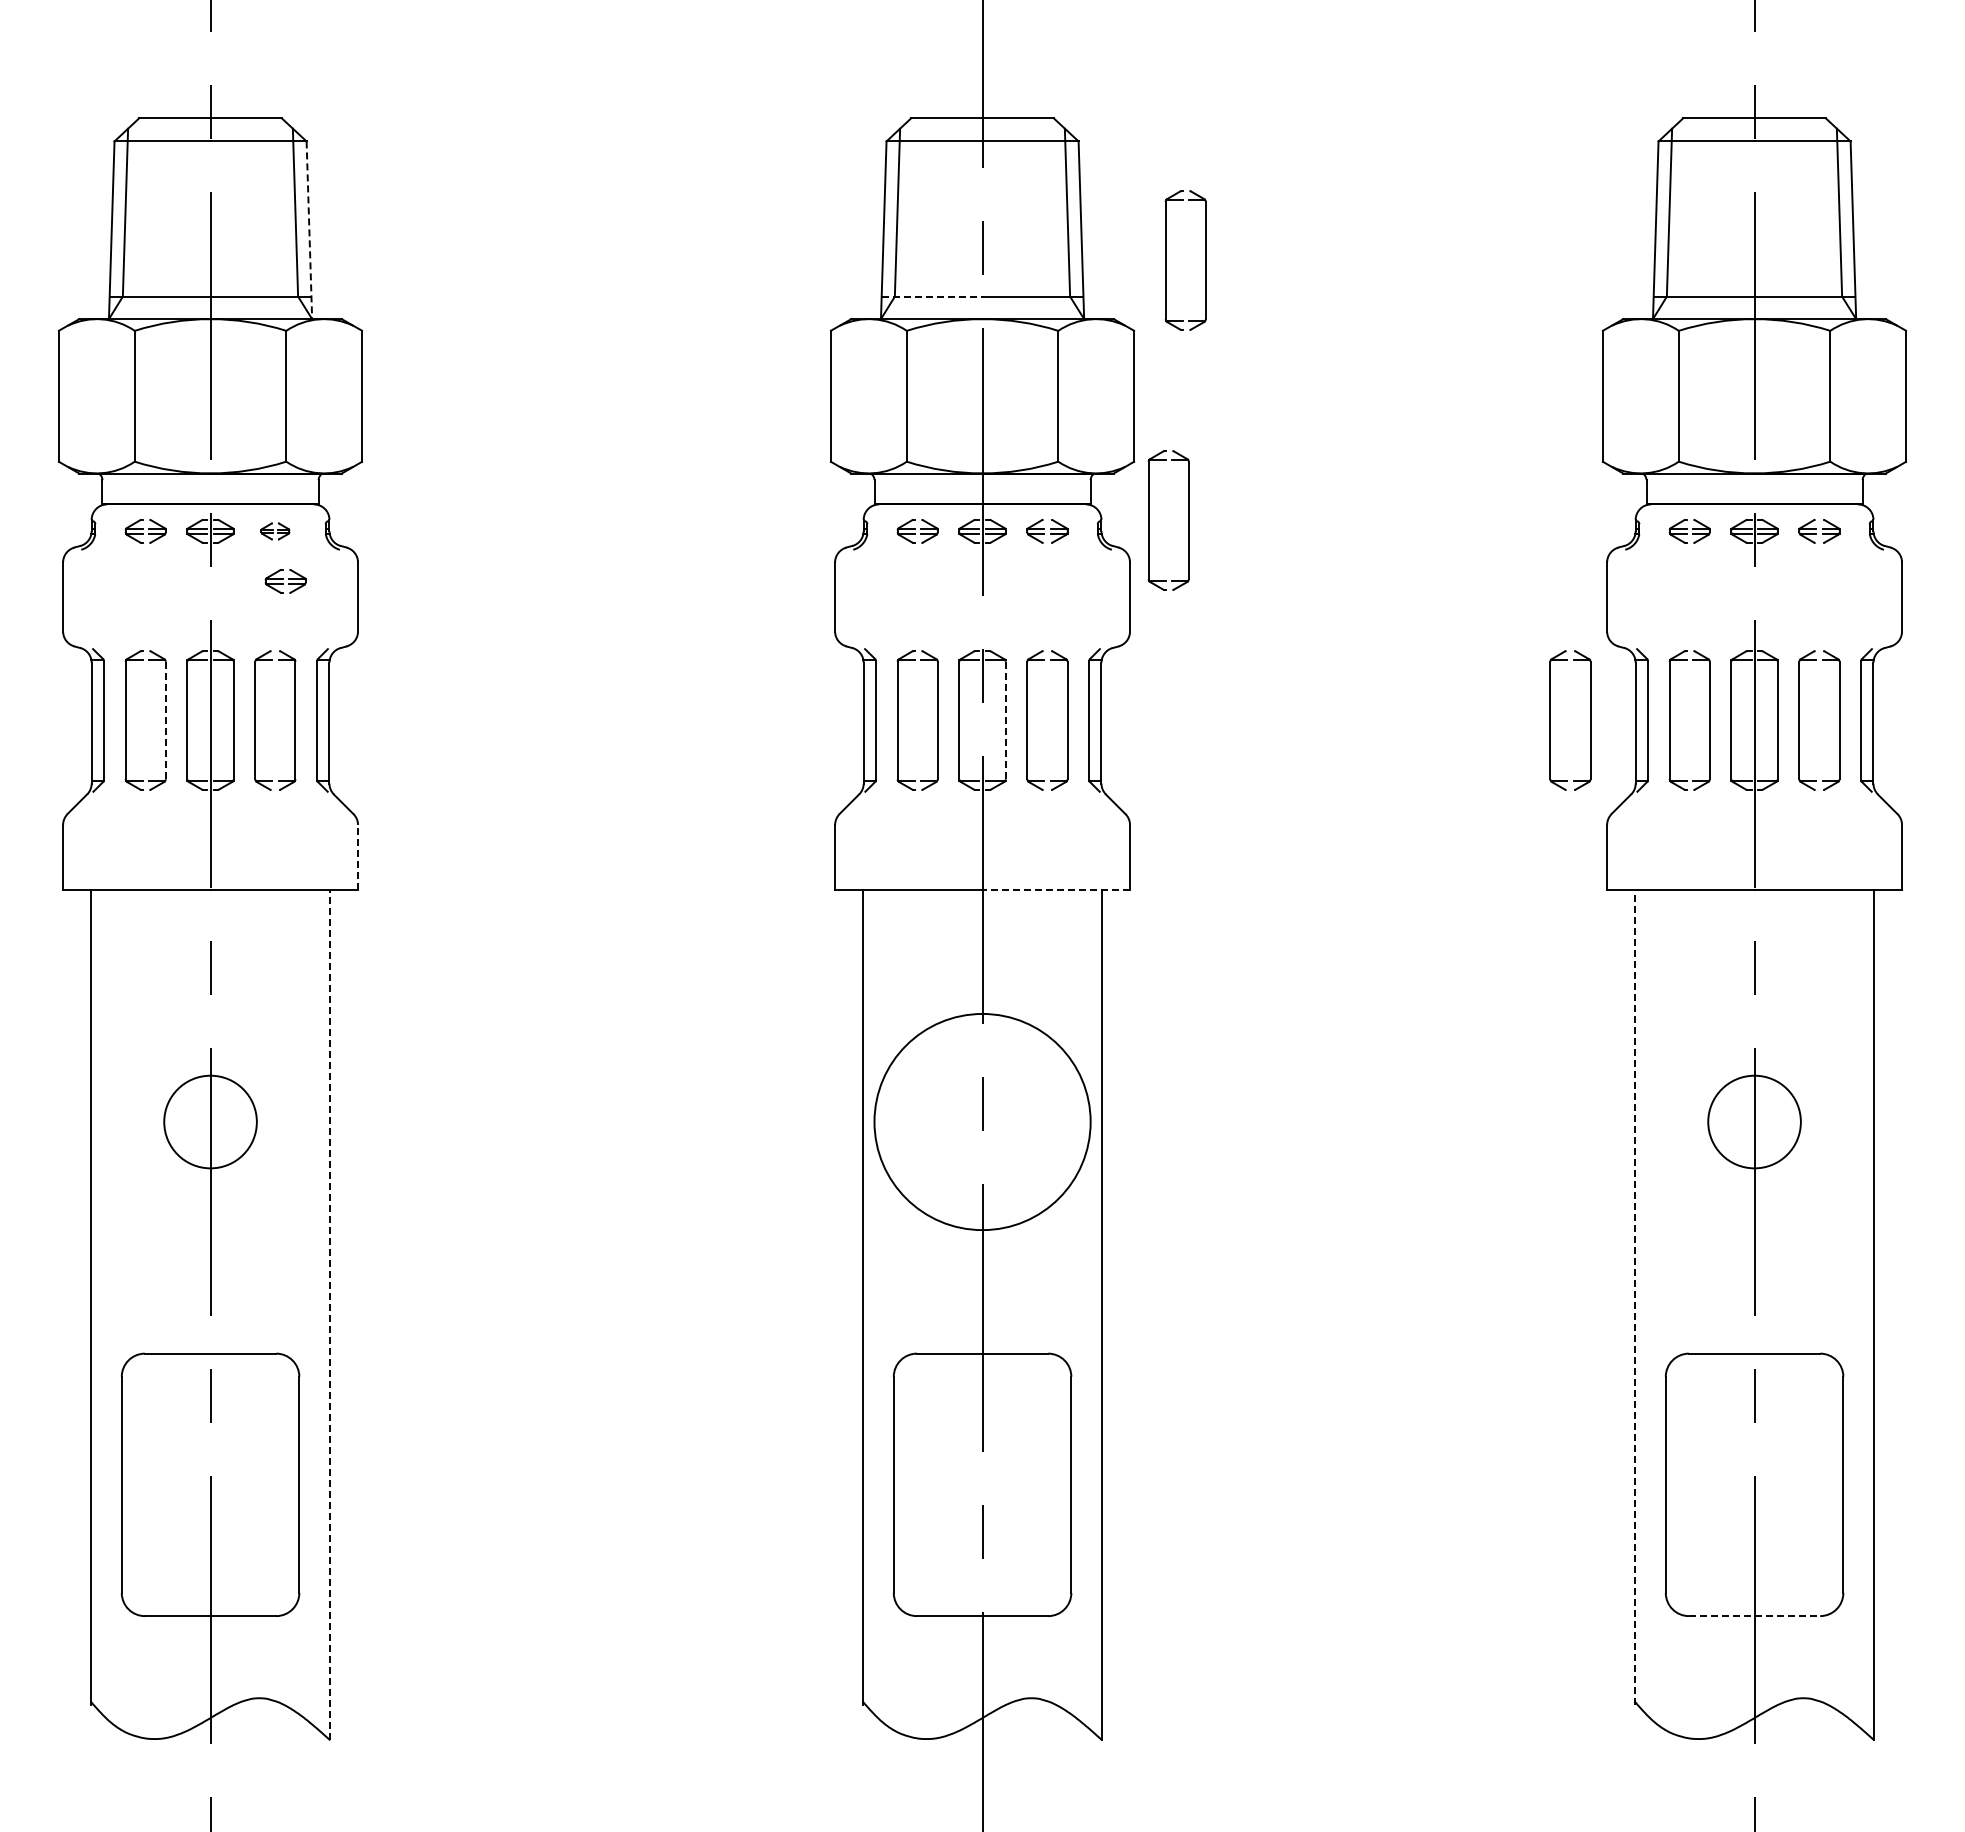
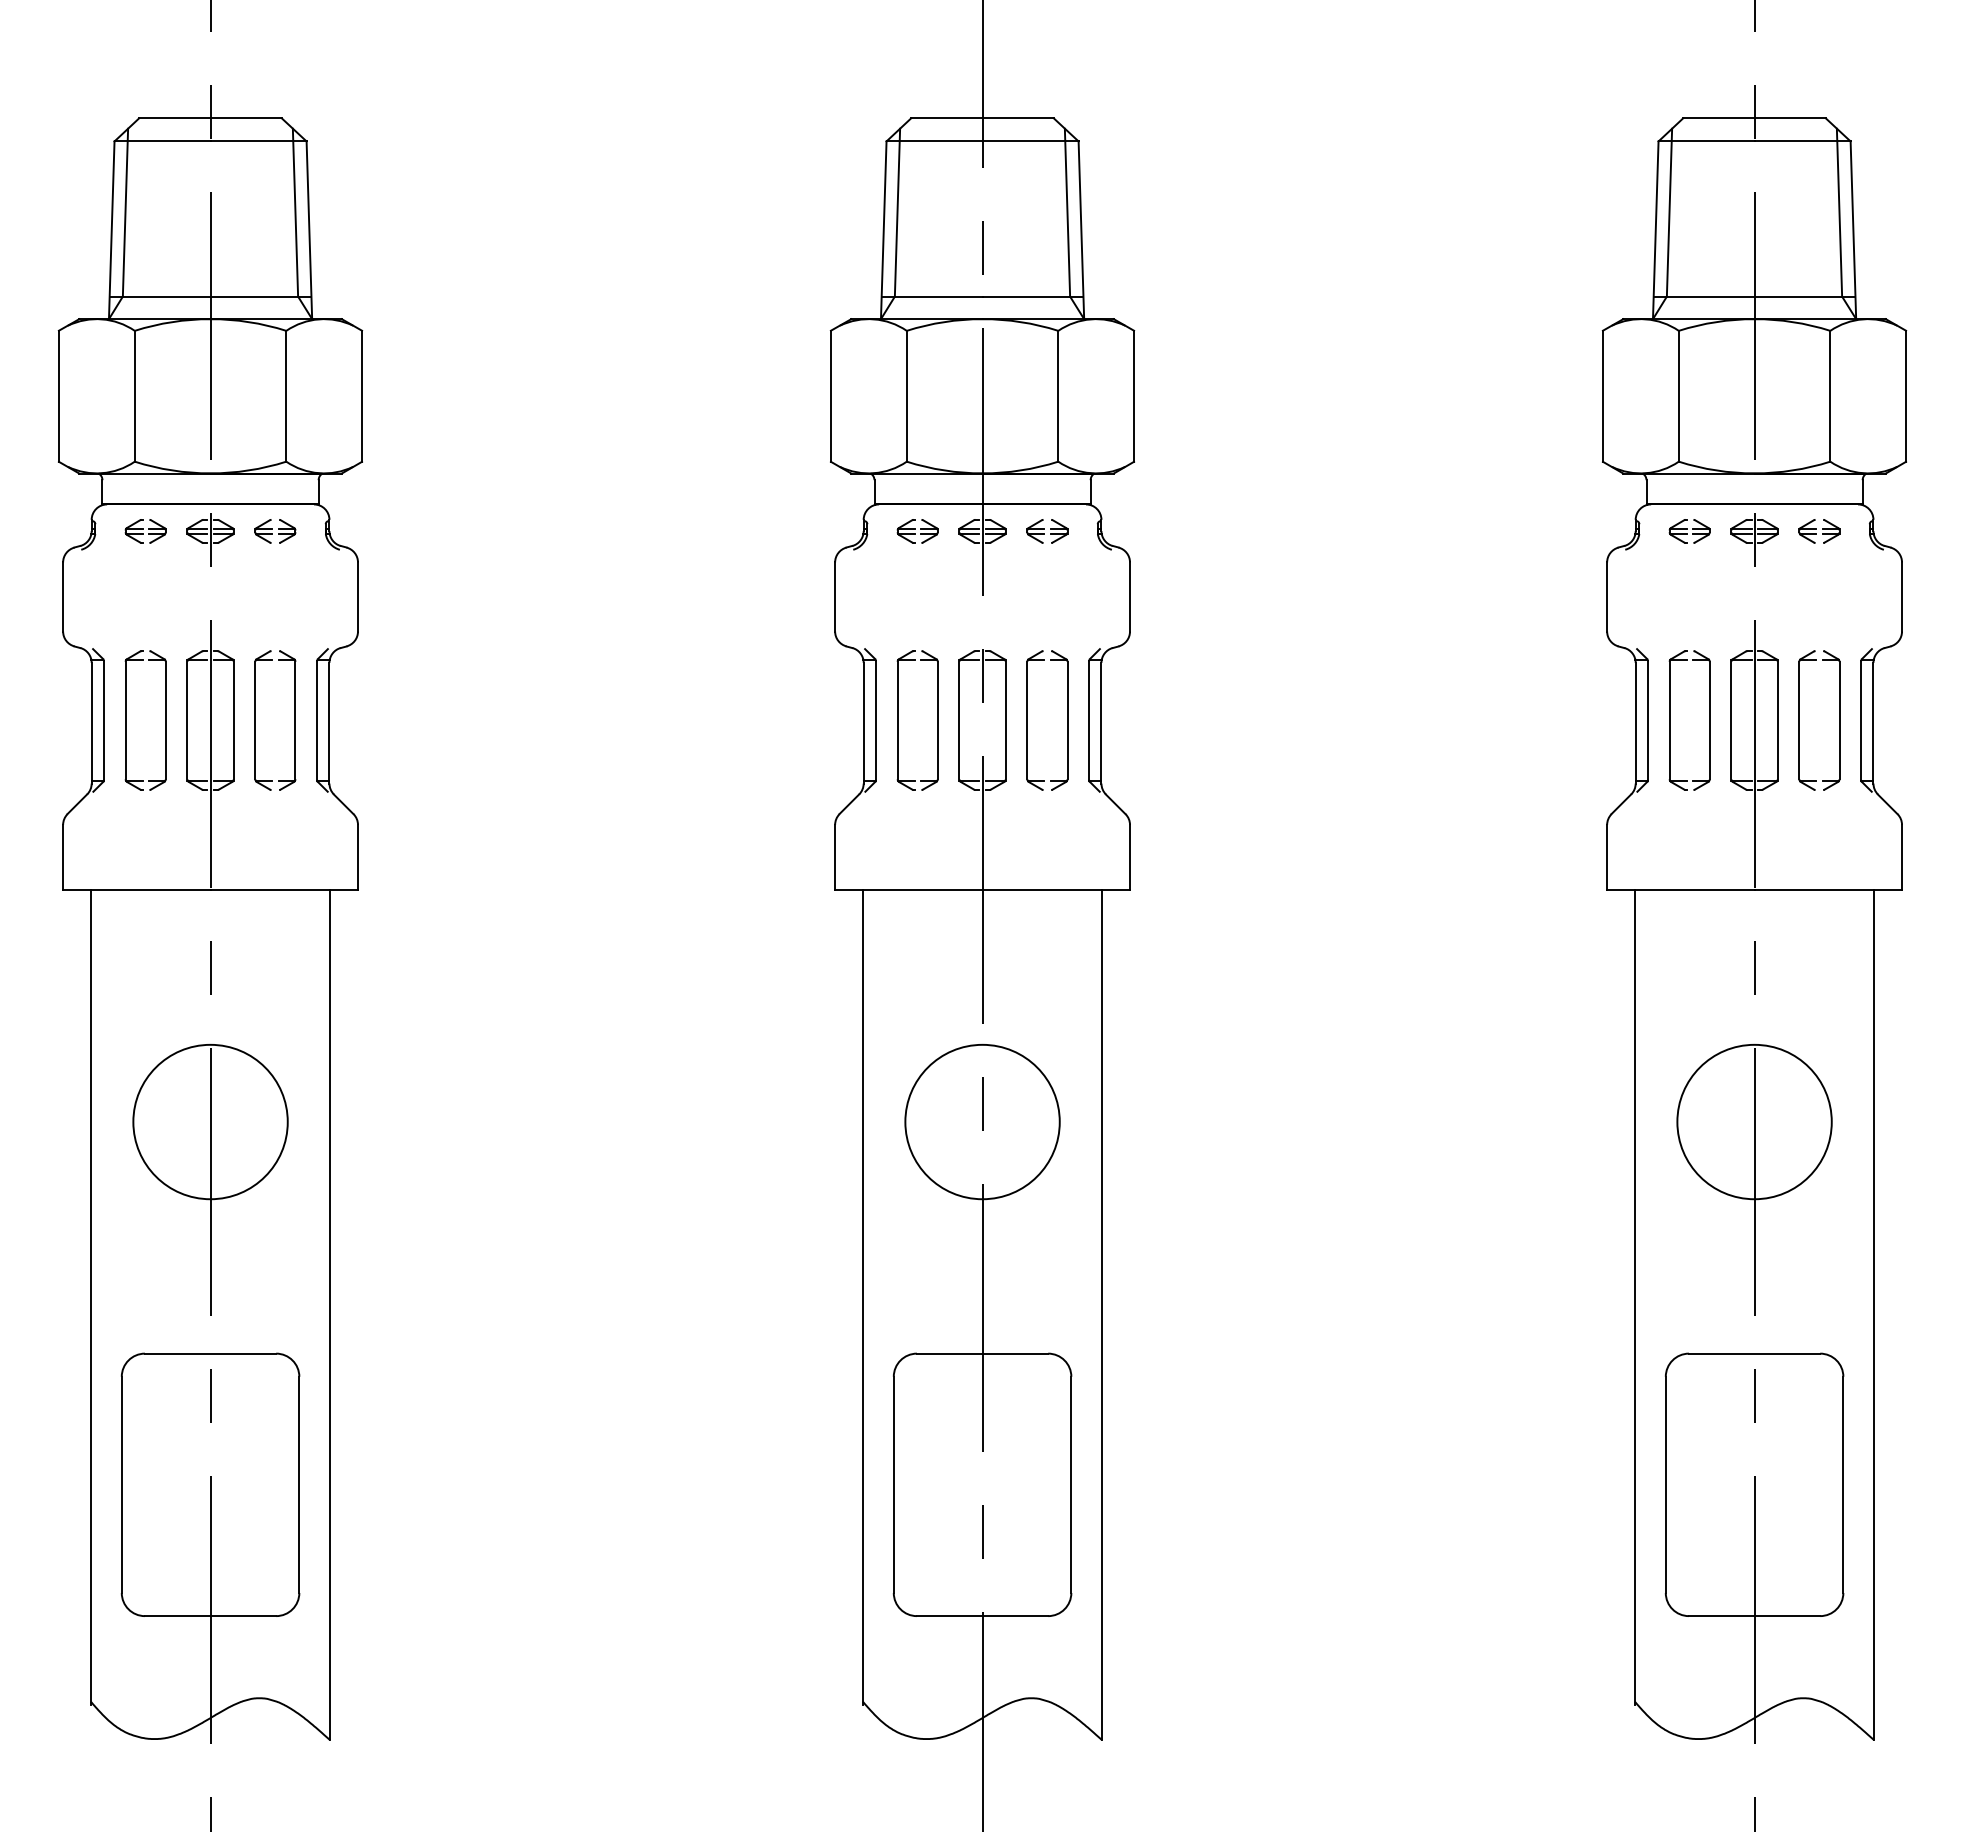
line: dashed -> solid (309, 230)
part: present -> none (1166, 260)
line: dashed -> solid (932, 296)
part: present -> none (1149, 520)
part size: 31x19 px -> 43x25 px (275, 531)
part: present -> none (285, 581)
line: dashed -> solid (165, 720)
line: dashed -> solid (1005, 720)
part: present -> none (1550, 720)
line: dashed -> solid (358, 857)
line: dashed -> solid (1056, 890)
circle diameter: 93 px -> 154 px (210, 1121)
circle diameter: 216 px -> 154 px (982, 1121)
circle diameter: 93 px -> 154 px (1754, 1121)
line: dashed -> solid (1634, 1297)
line: dashed -> solid (330, 1315)
line: dashed -> solid (1754, 1616)
